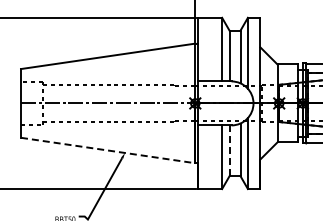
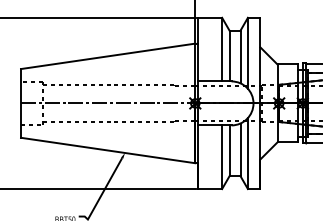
line: dashed -> solid (108, 150)
line: dashed -> solid (229, 150)
